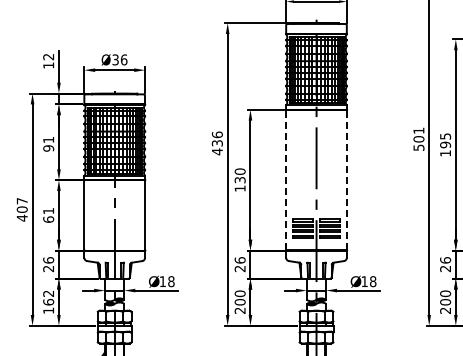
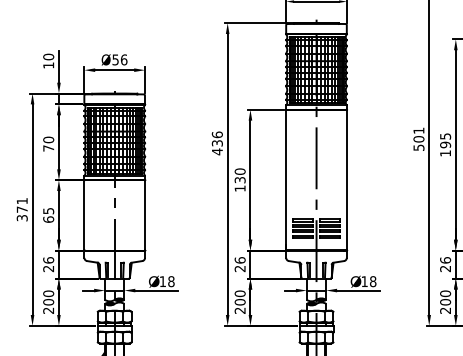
text: 12 -> 10 (48, 56)
text: Ø36 -> Ø56 (115, 59)
text: 91 -> 70 (48, 143)
line: dashed -> solid (286, 179)
line: dashed -> solid (346, 179)
text: 407 -> 371 (21, 209)
text: 61 -> 65 (48, 211)
text: 162 -> 200 (48, 301)
